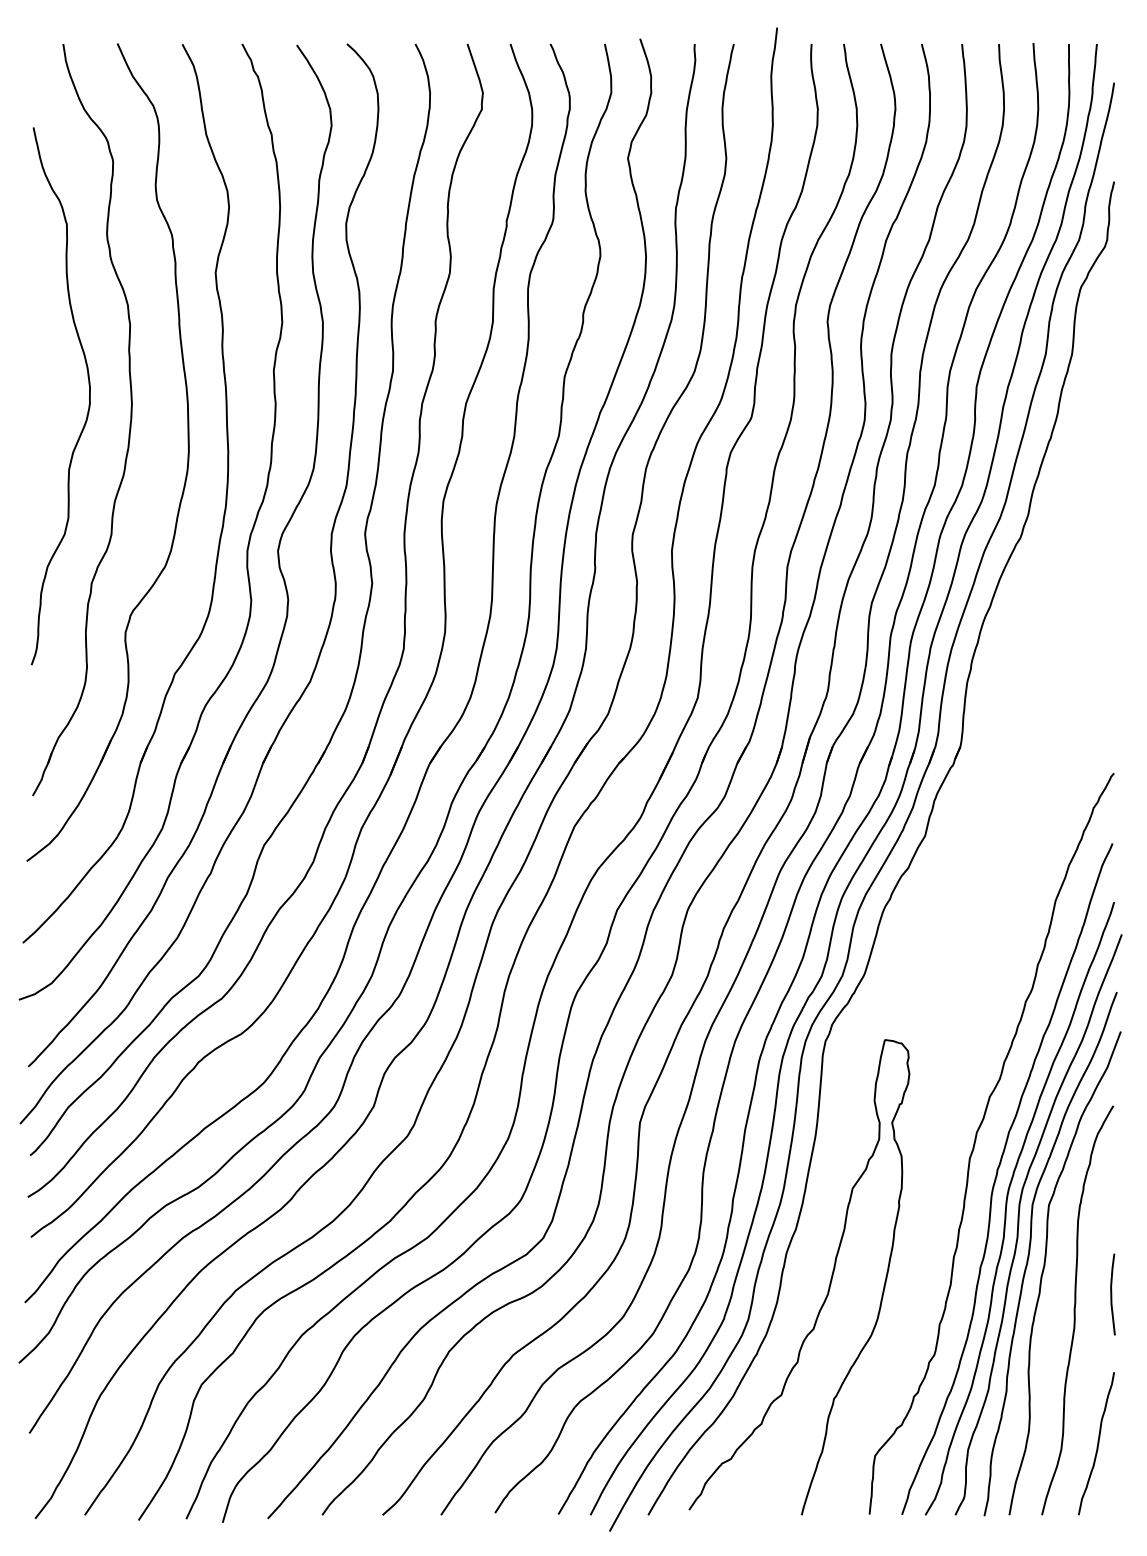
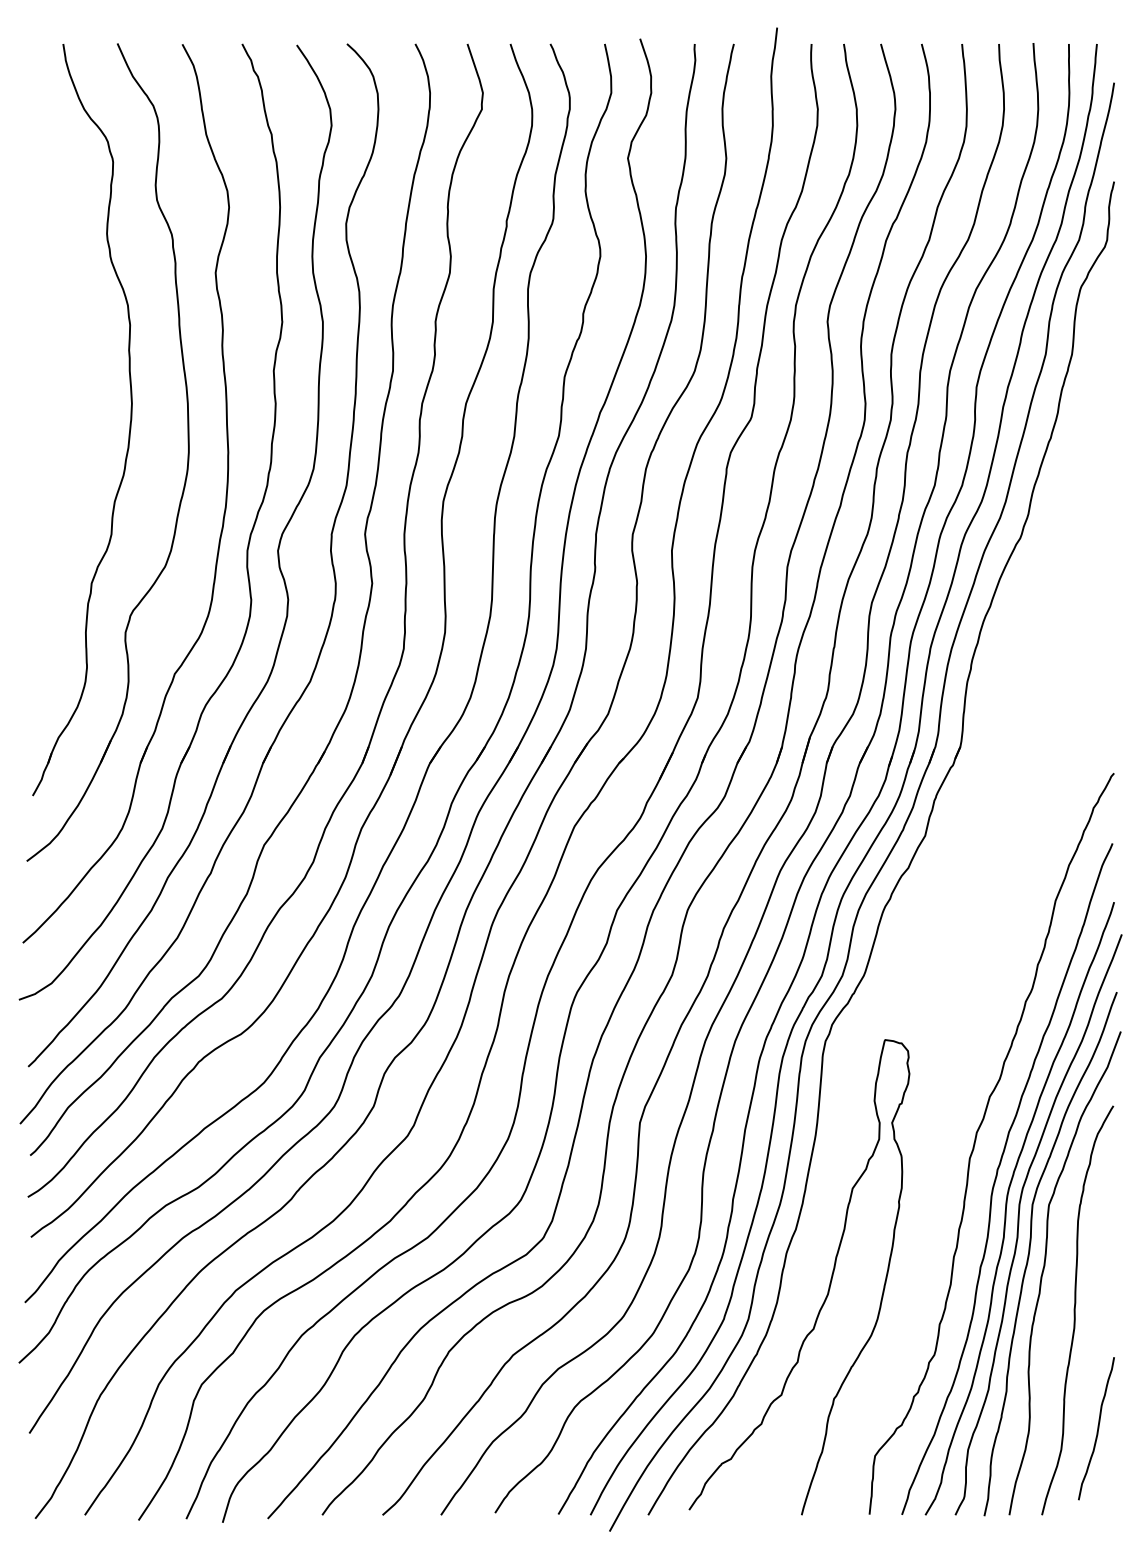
curve: present -> none (89, 396)
curve: present -> none (1112, 1294)
curve position: (1097, 1443) -> (1097, 1428) (1097, 1428)
